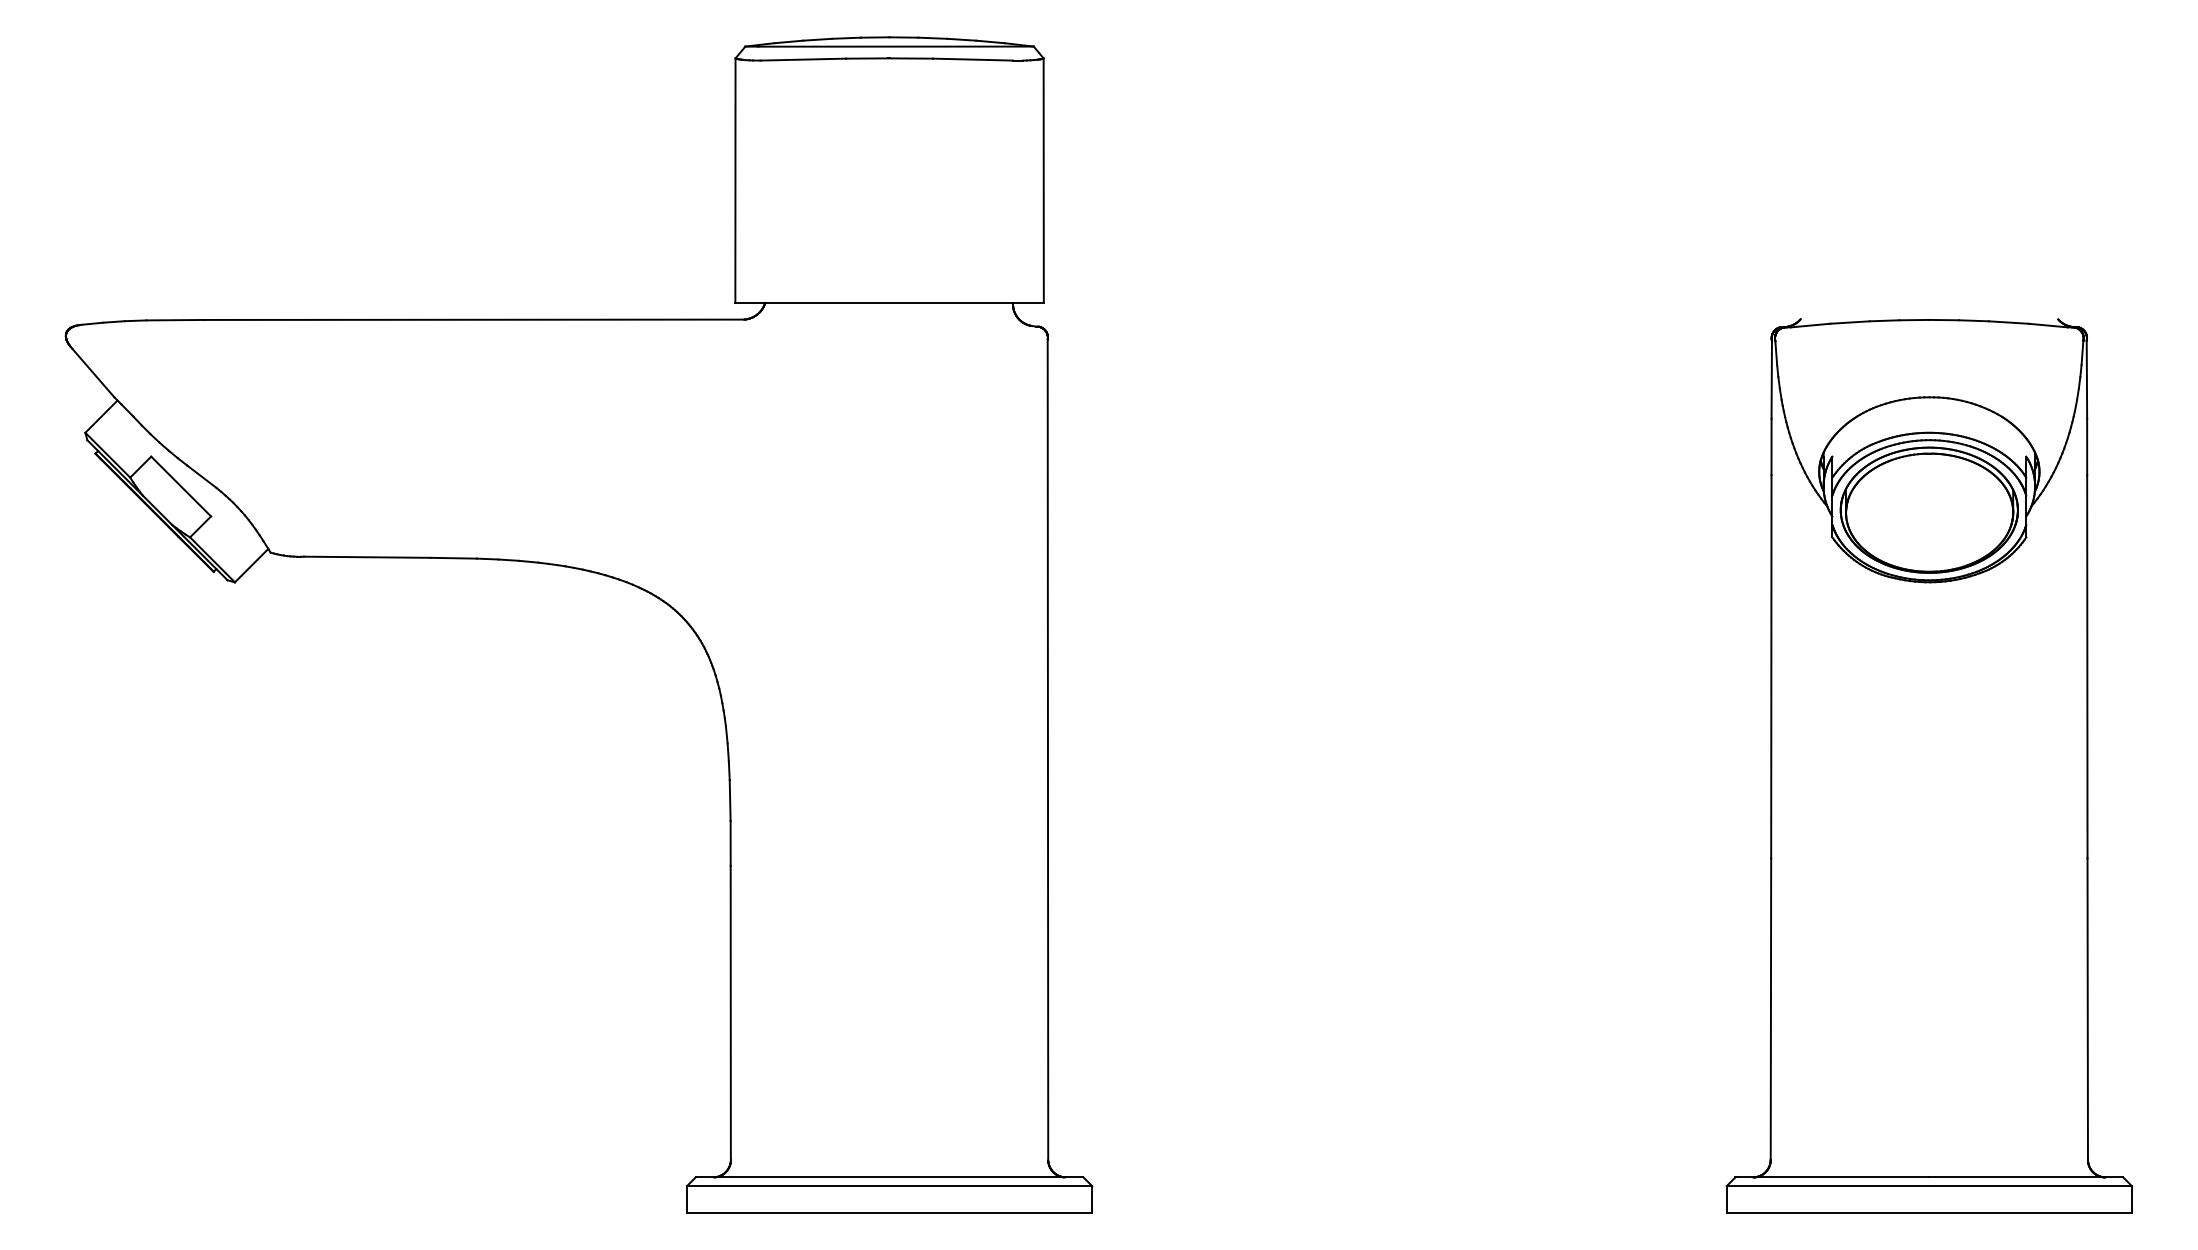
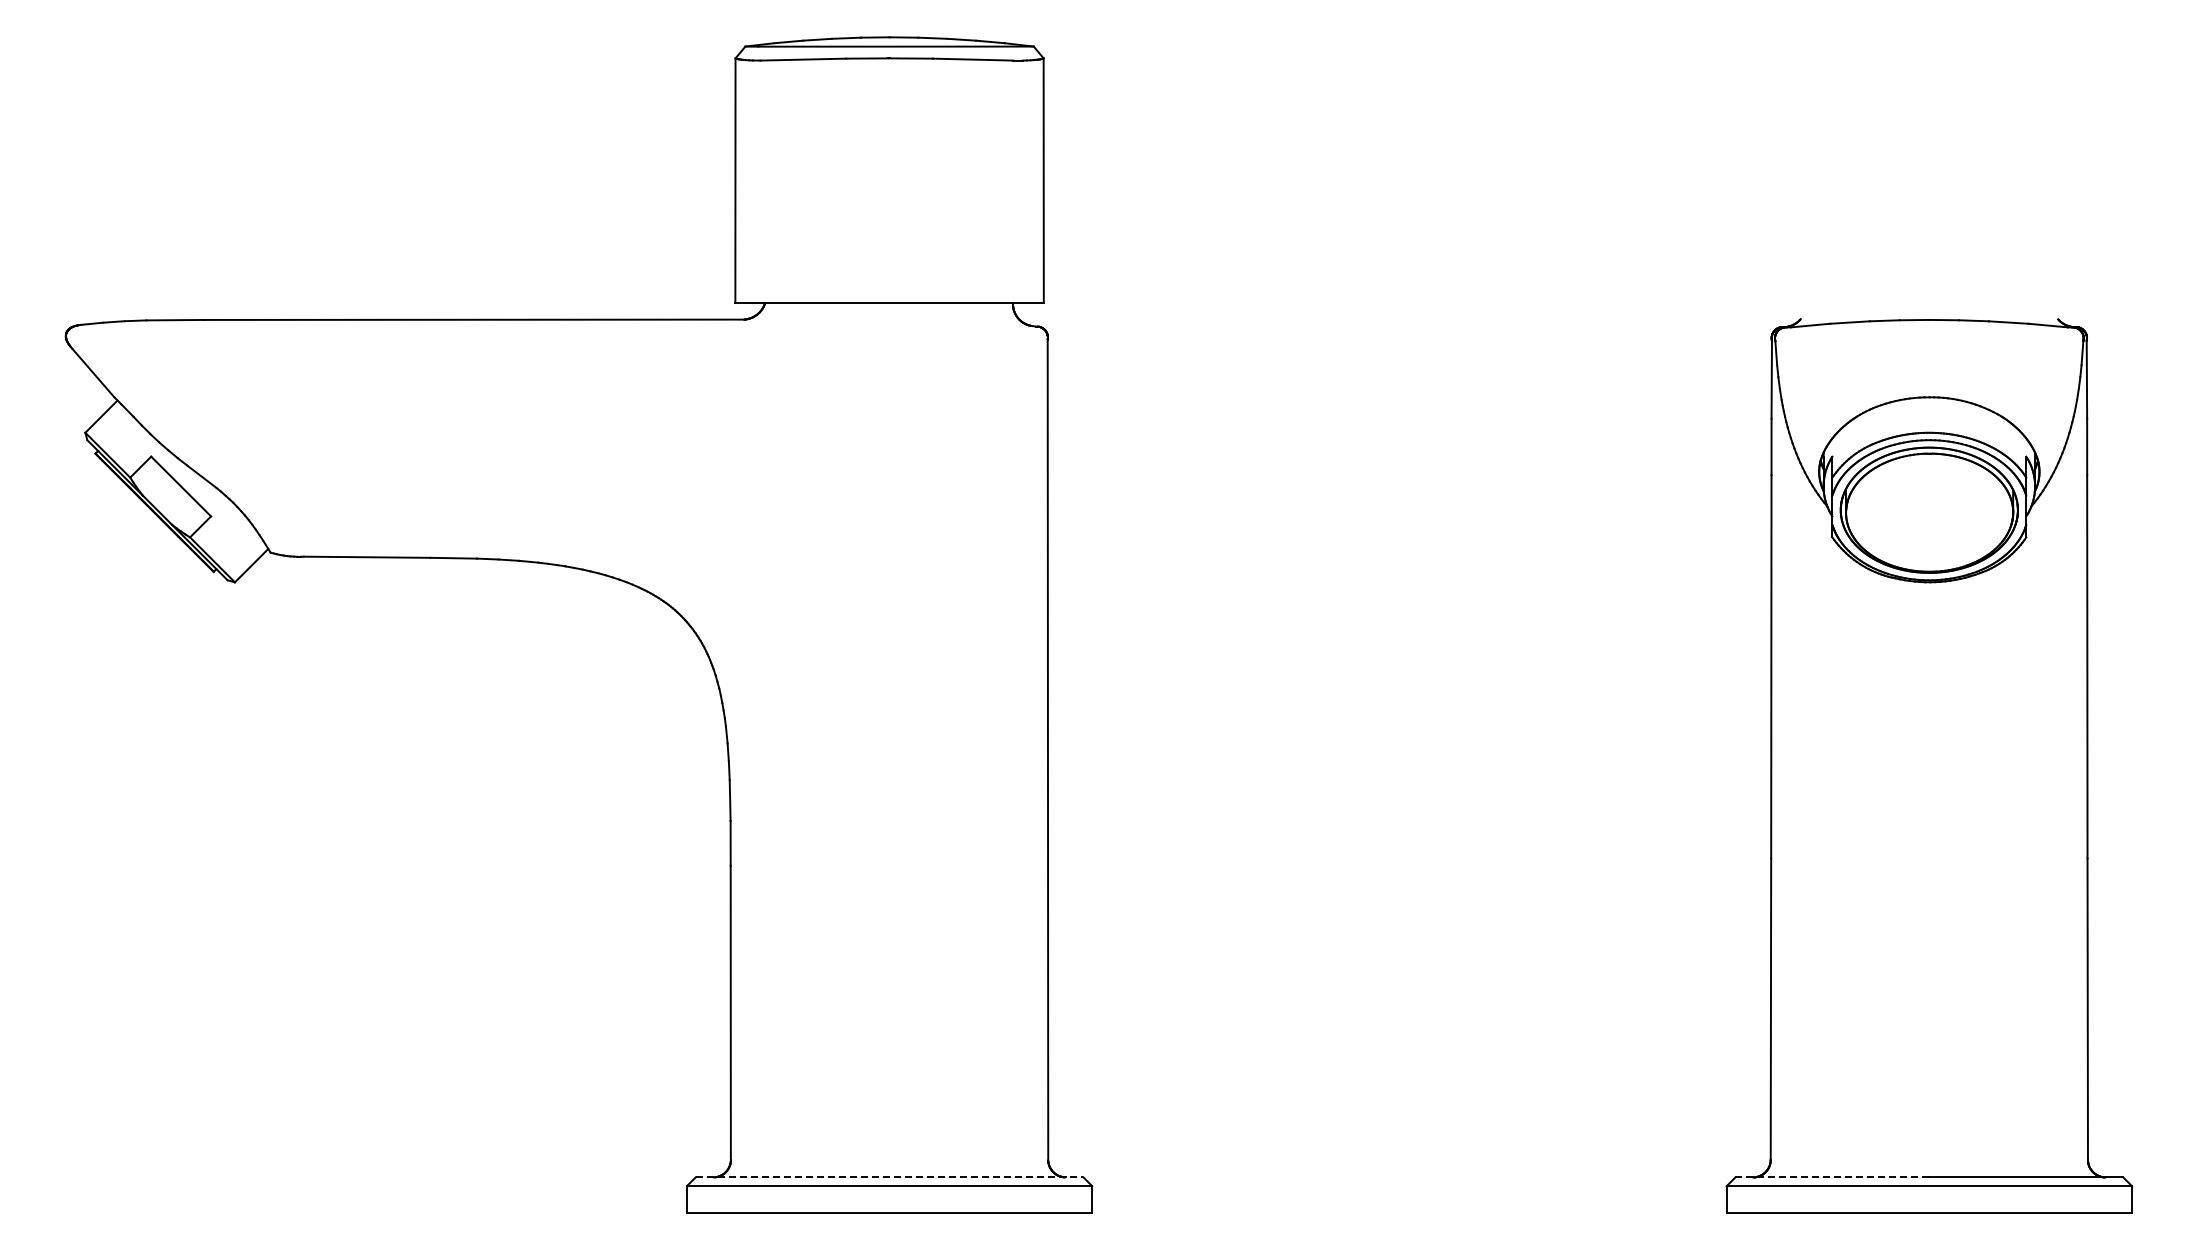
line: solid -> dashed (889, 1177)
line: solid -> dashed (1832, 1177)
